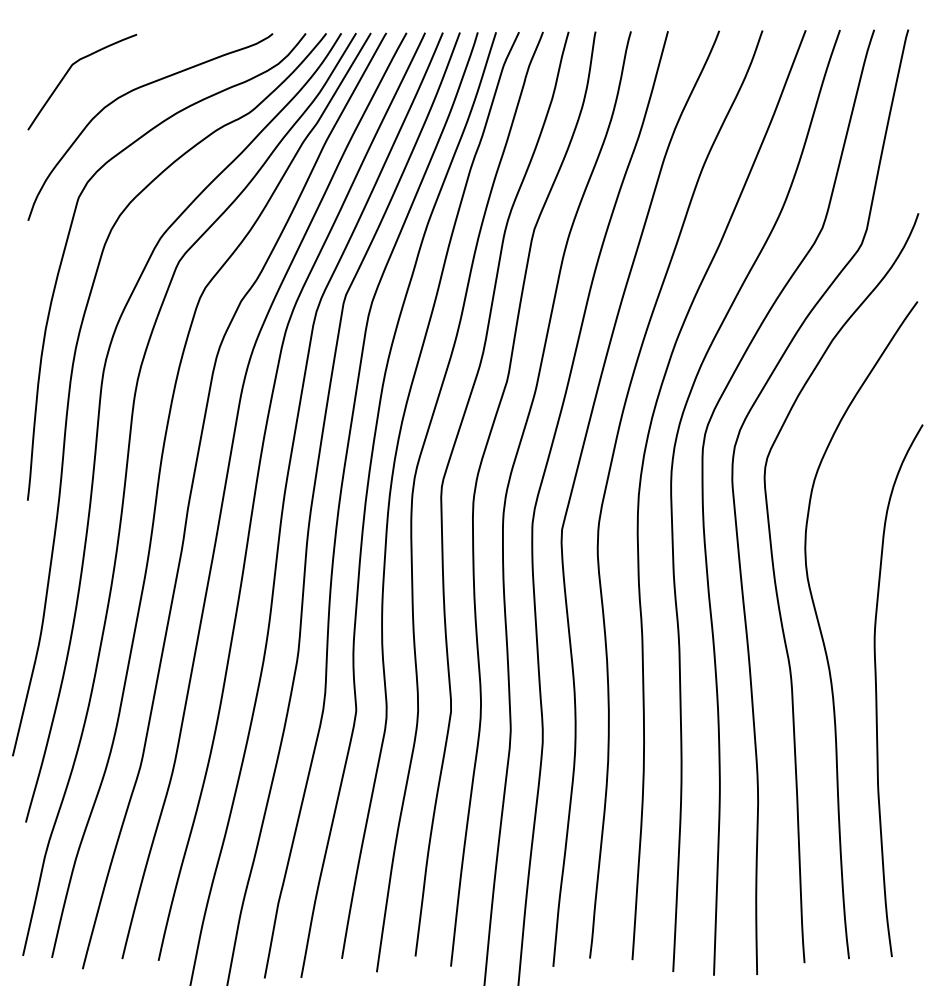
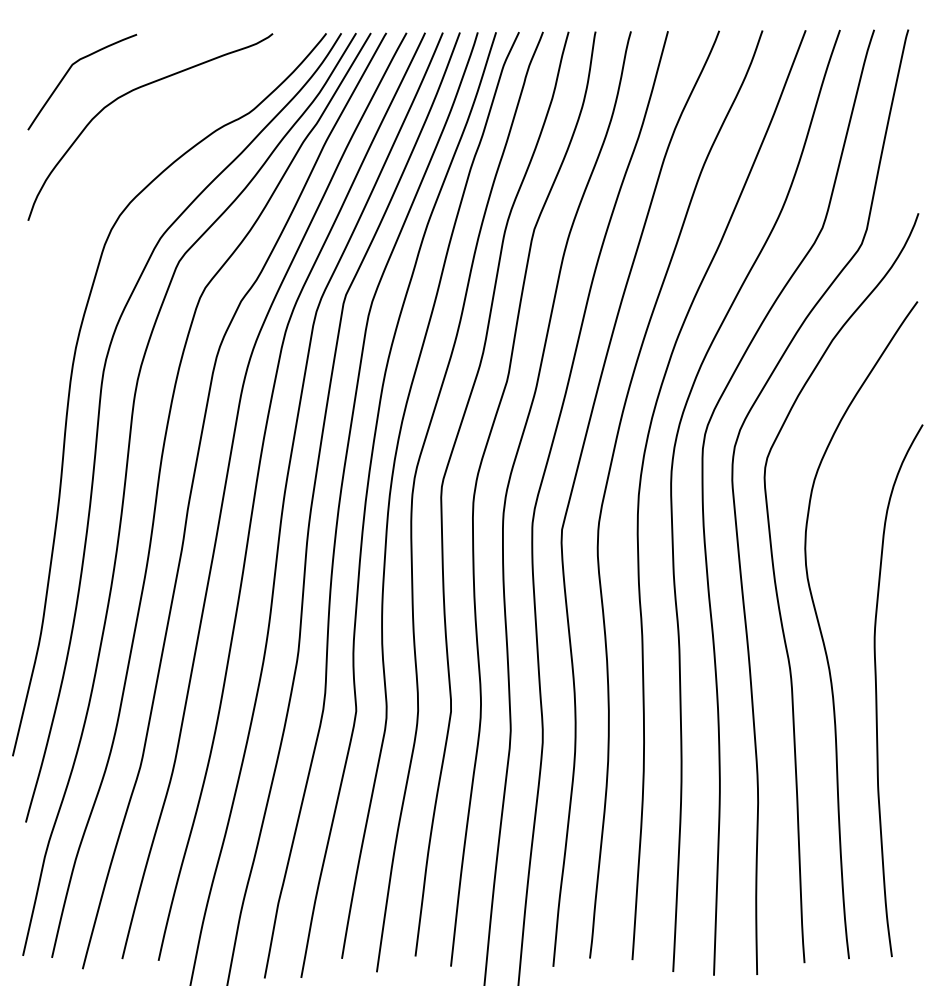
curve: present -> none (69, 236)
